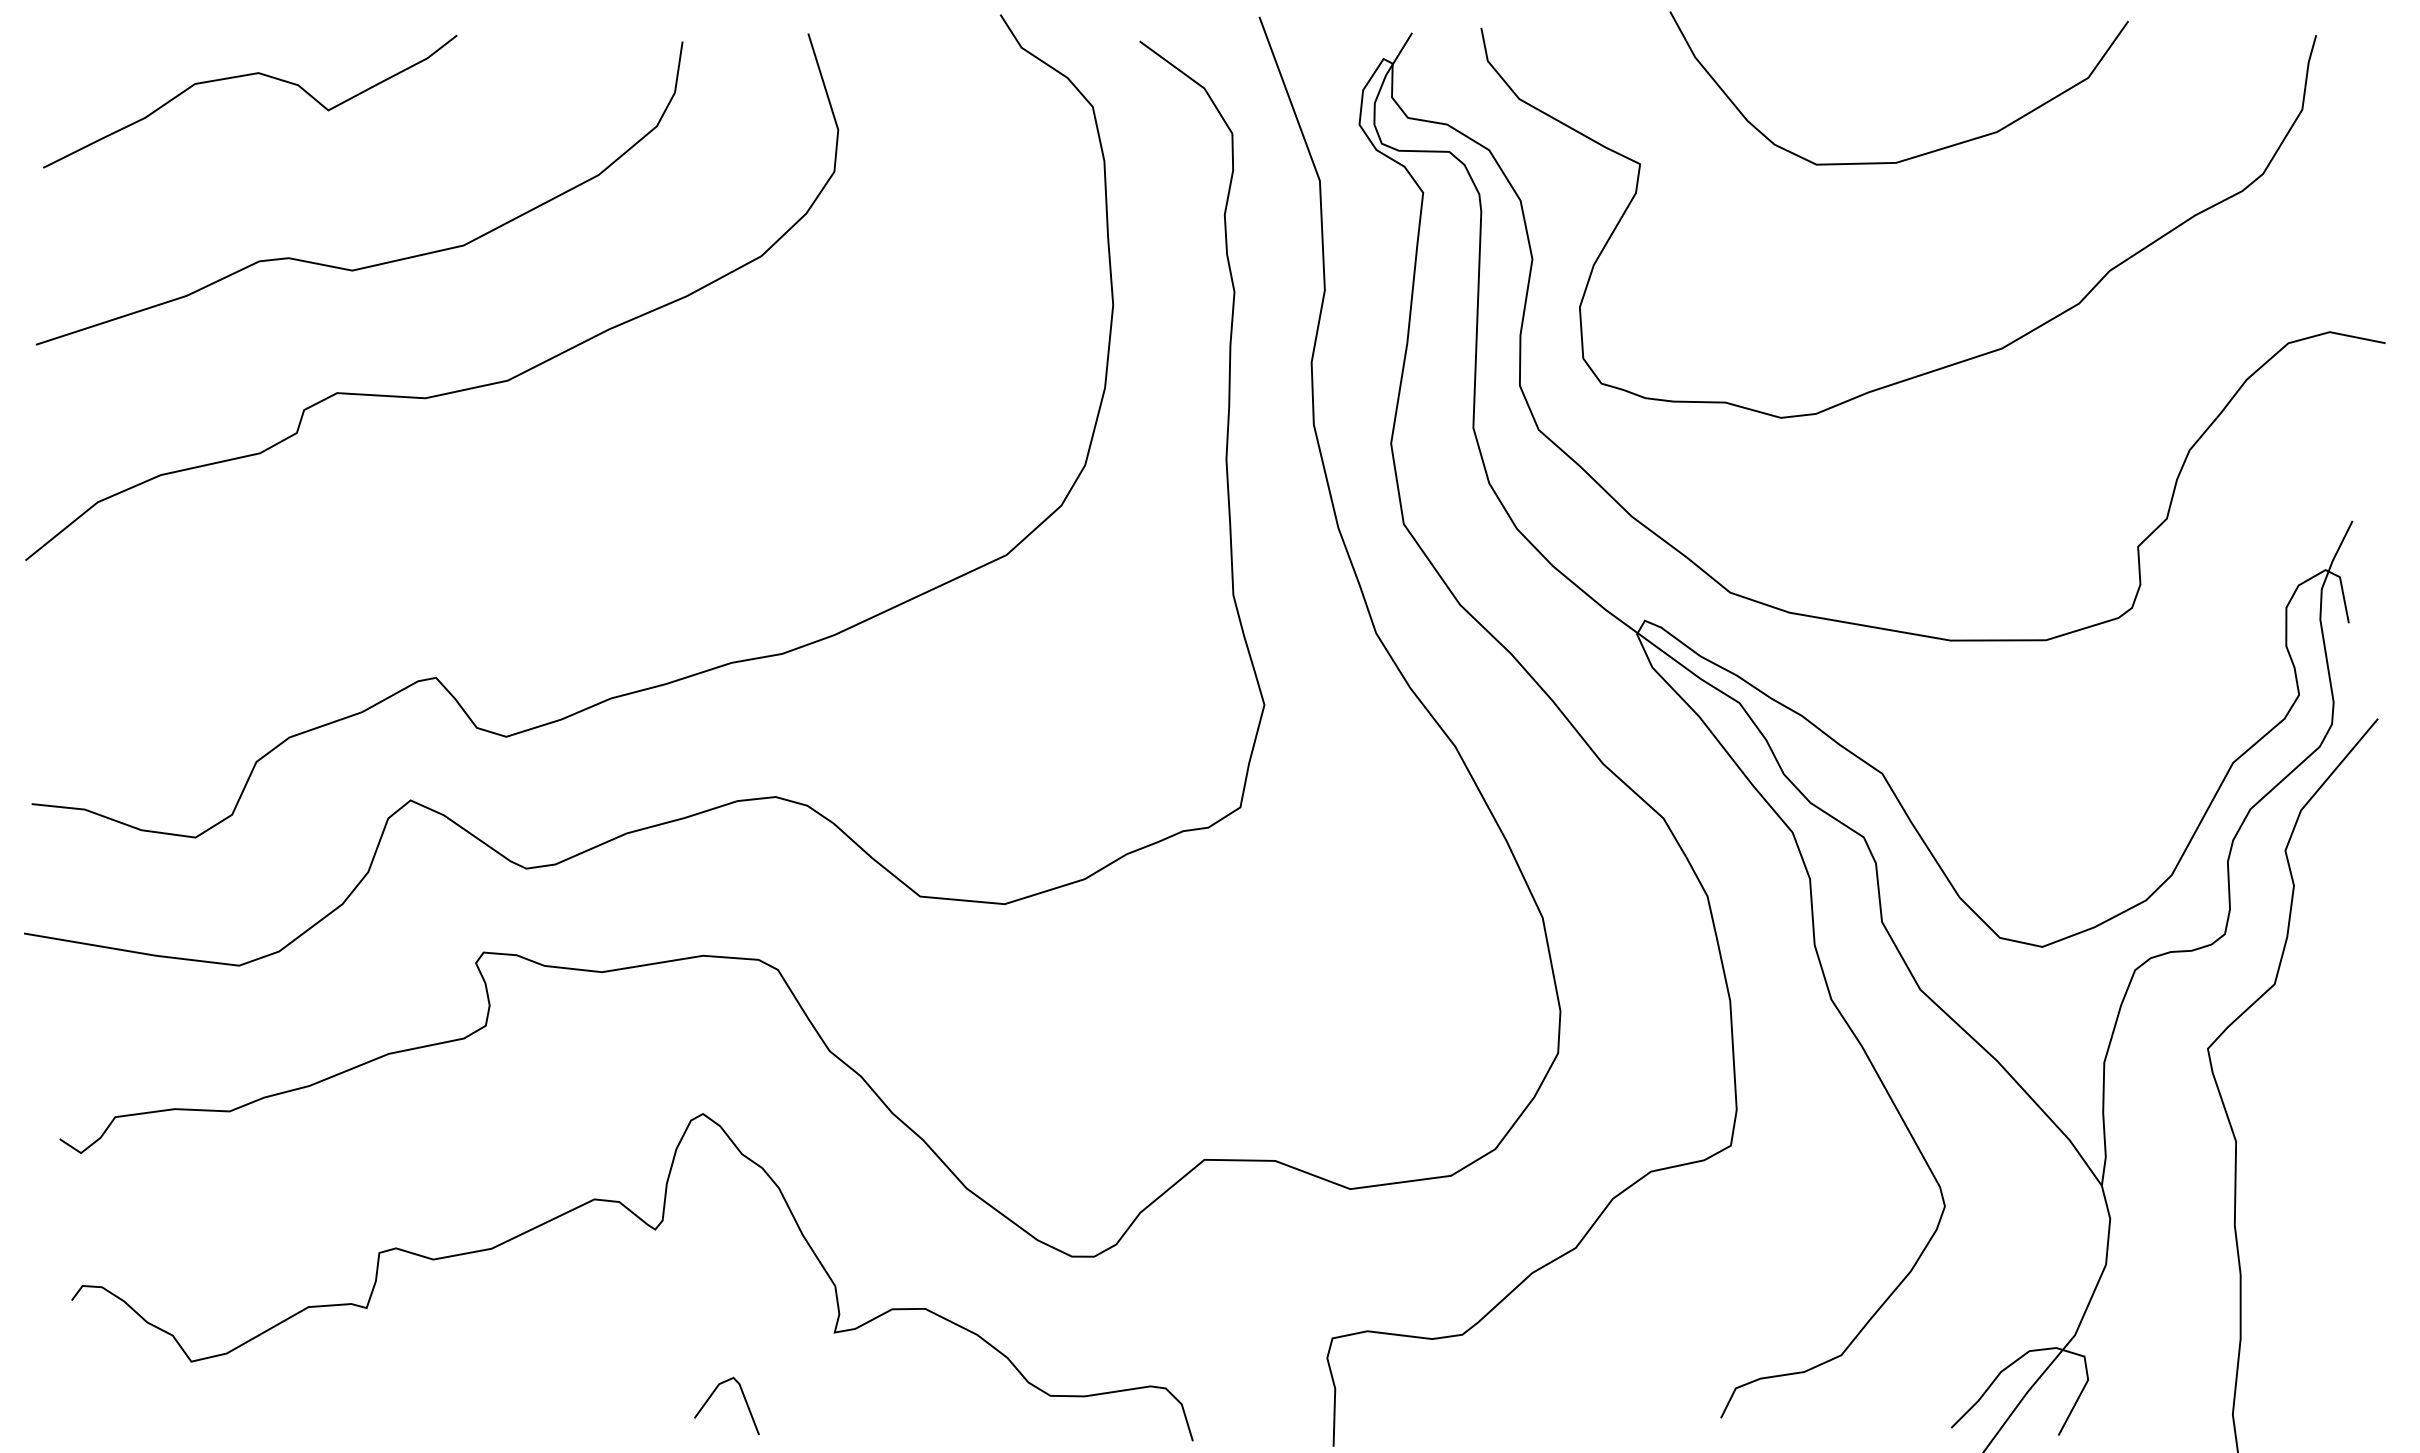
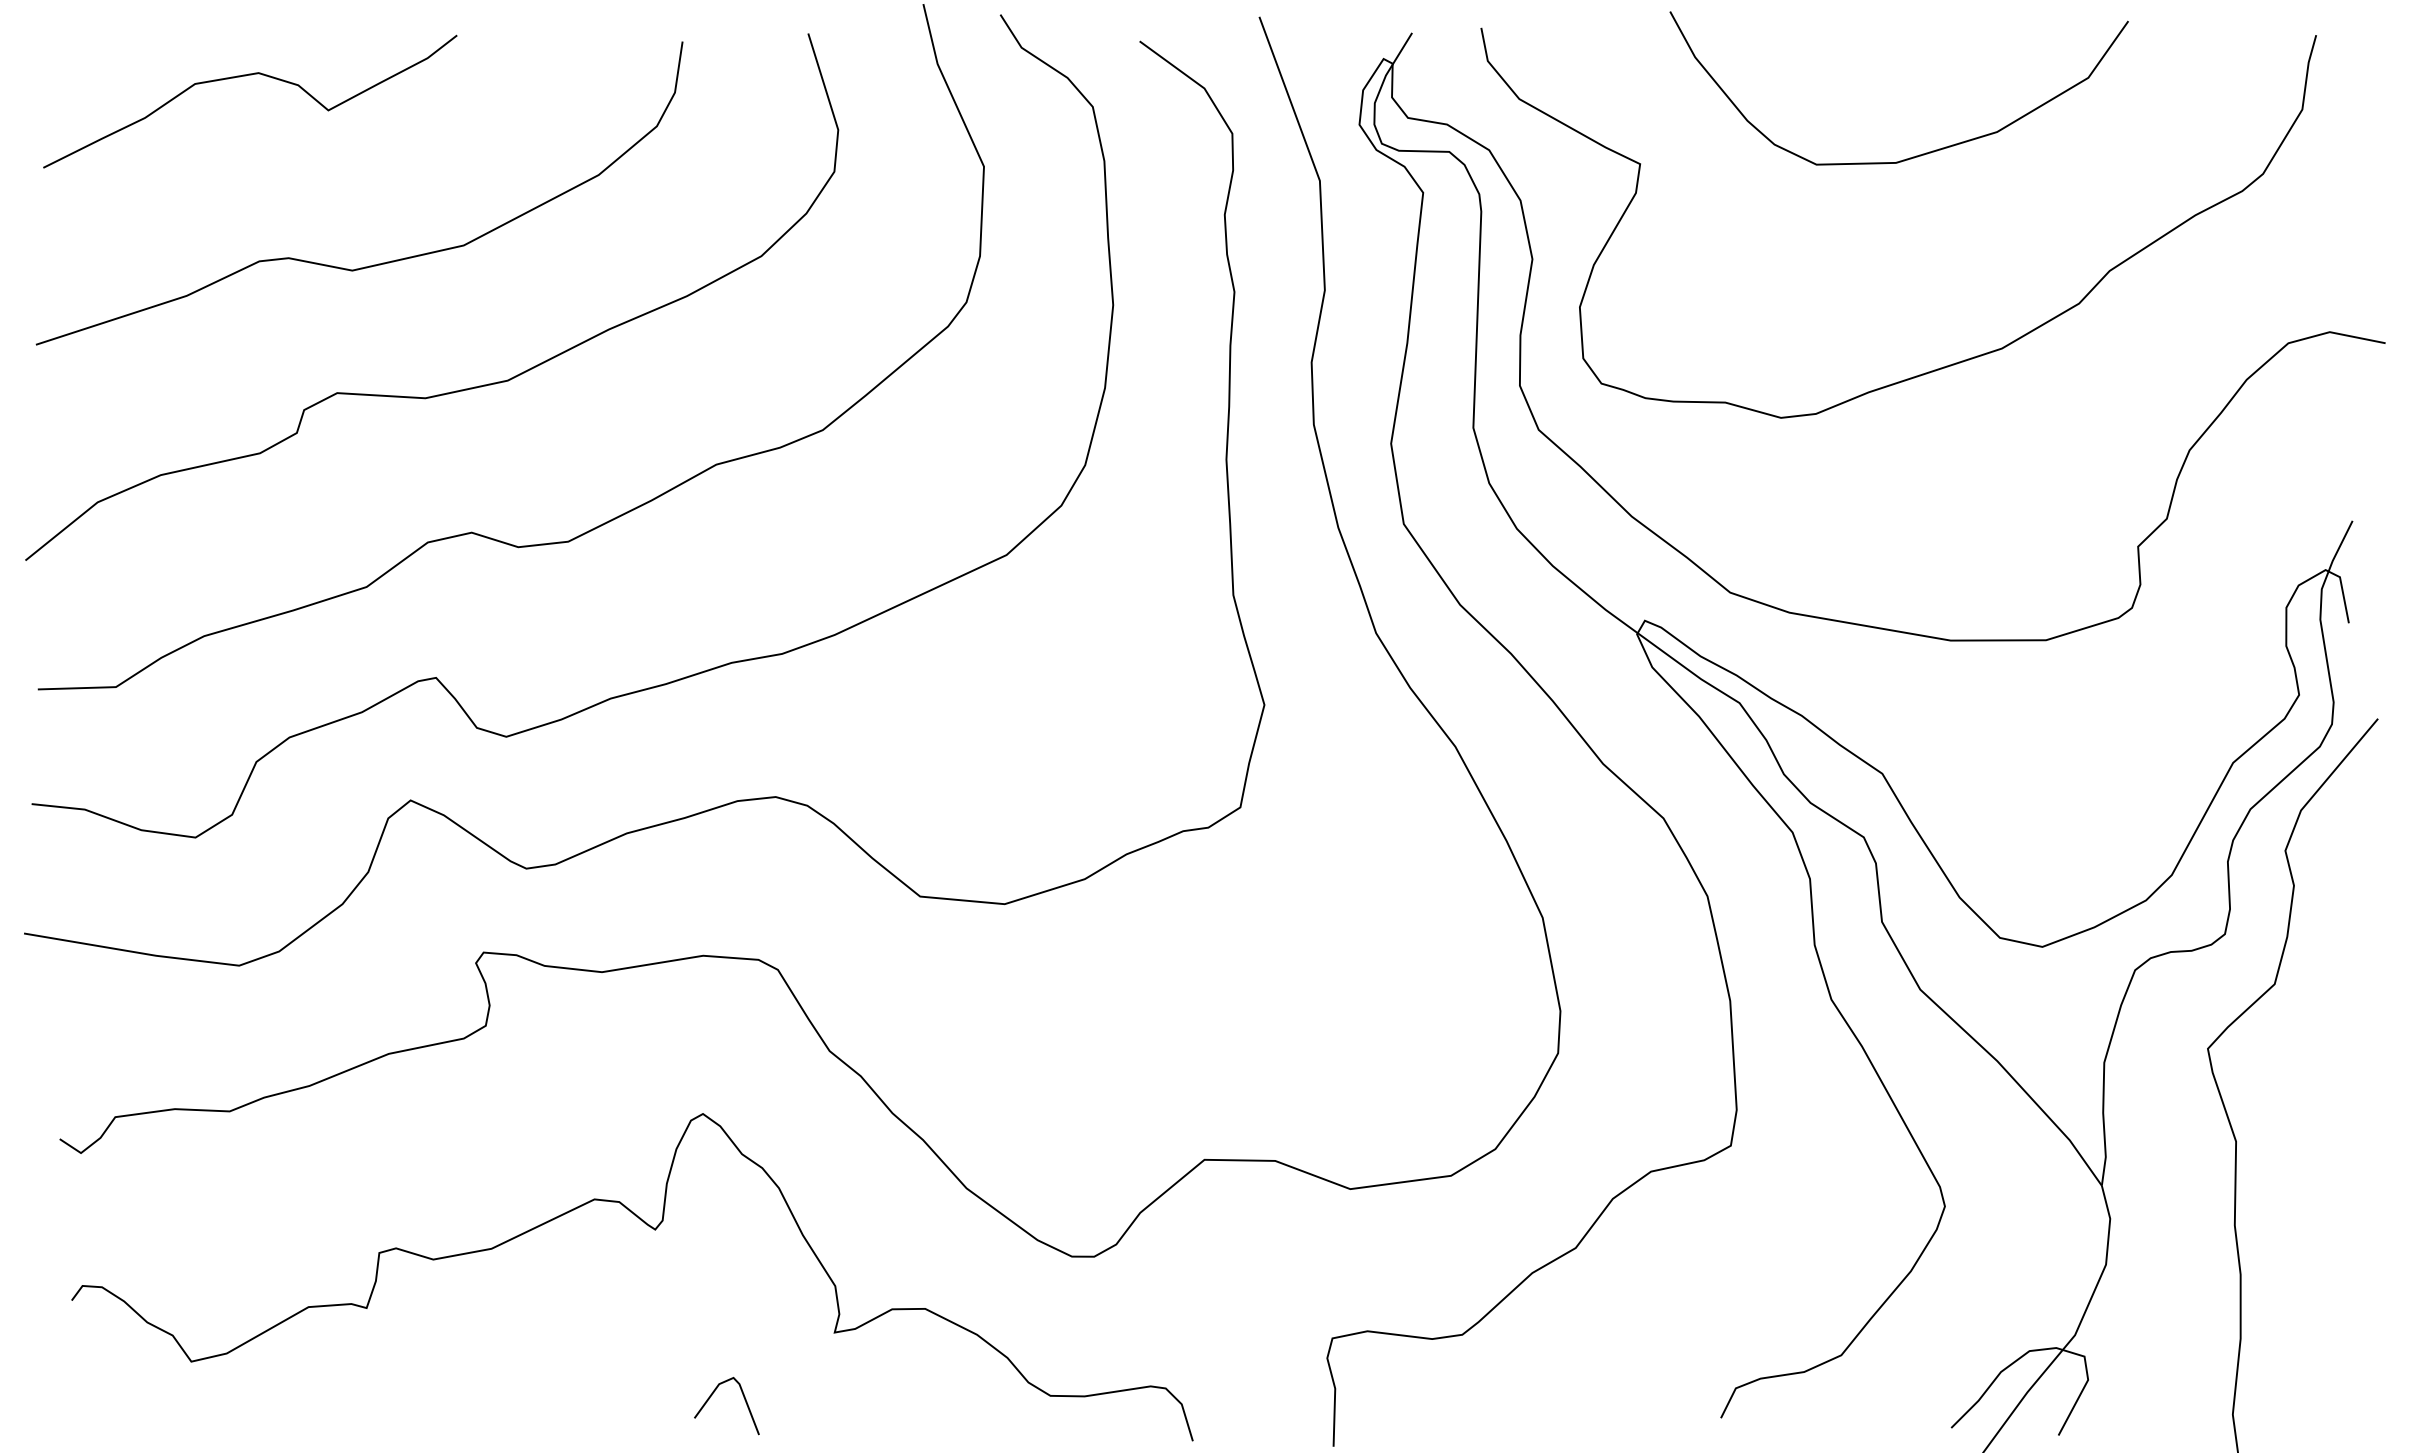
part: none -> present (471, 531)
